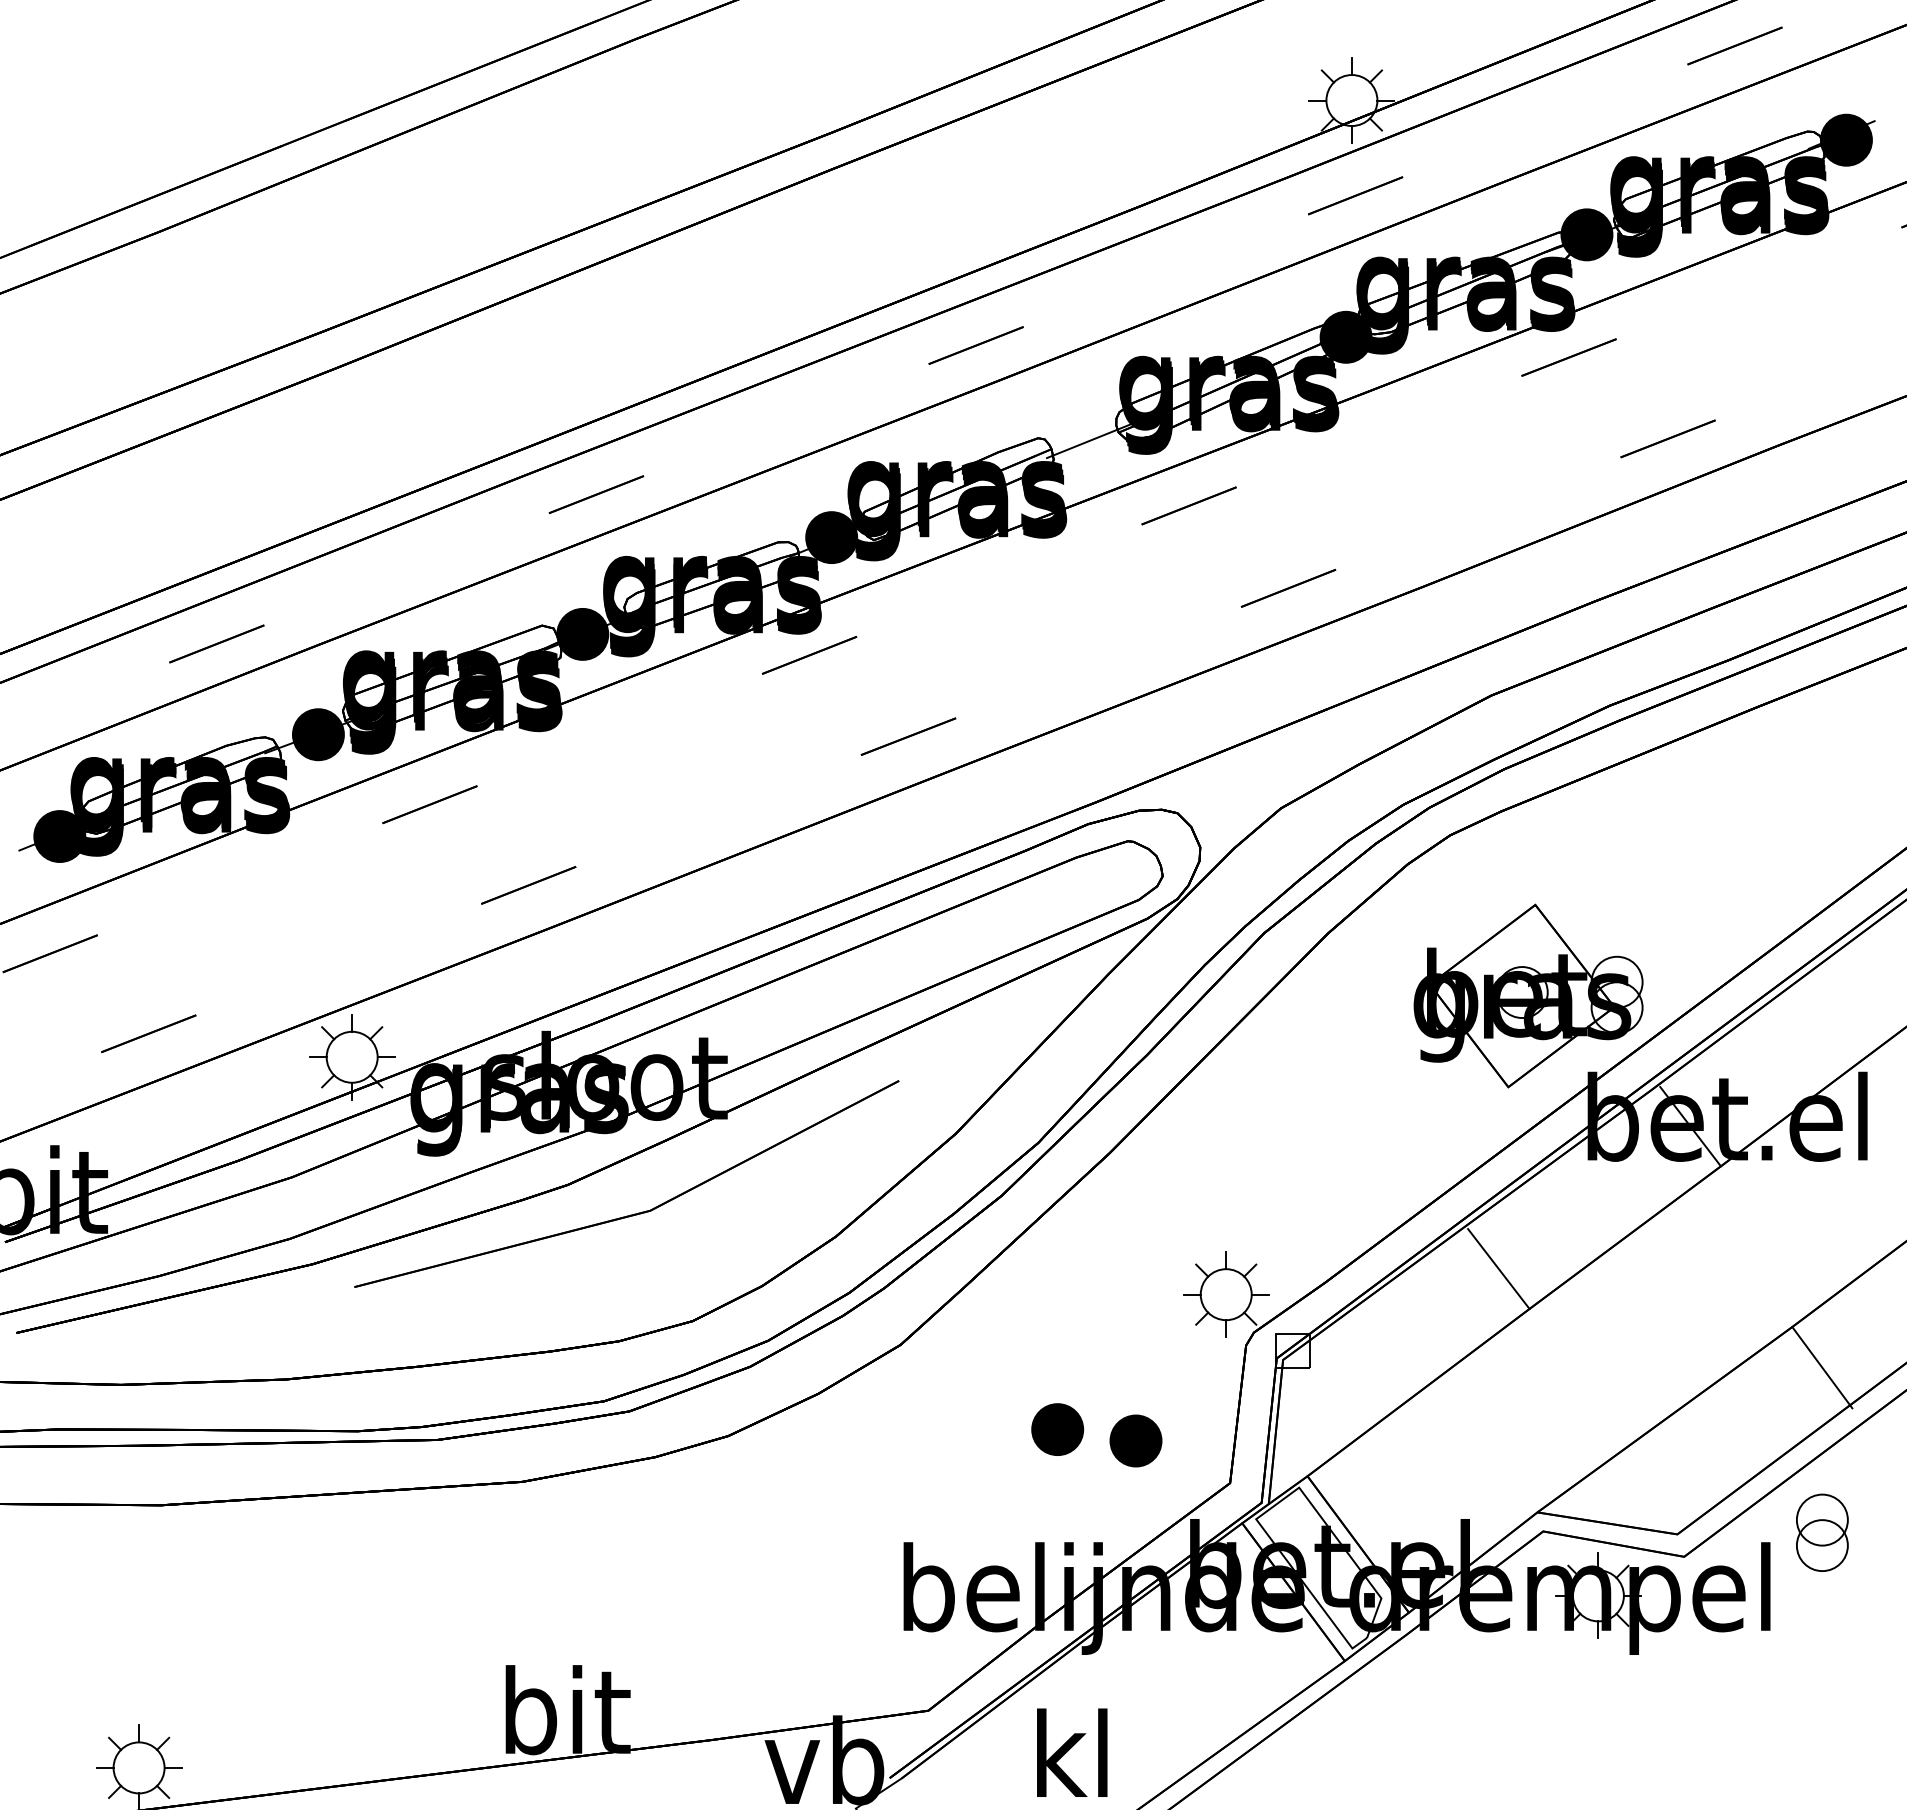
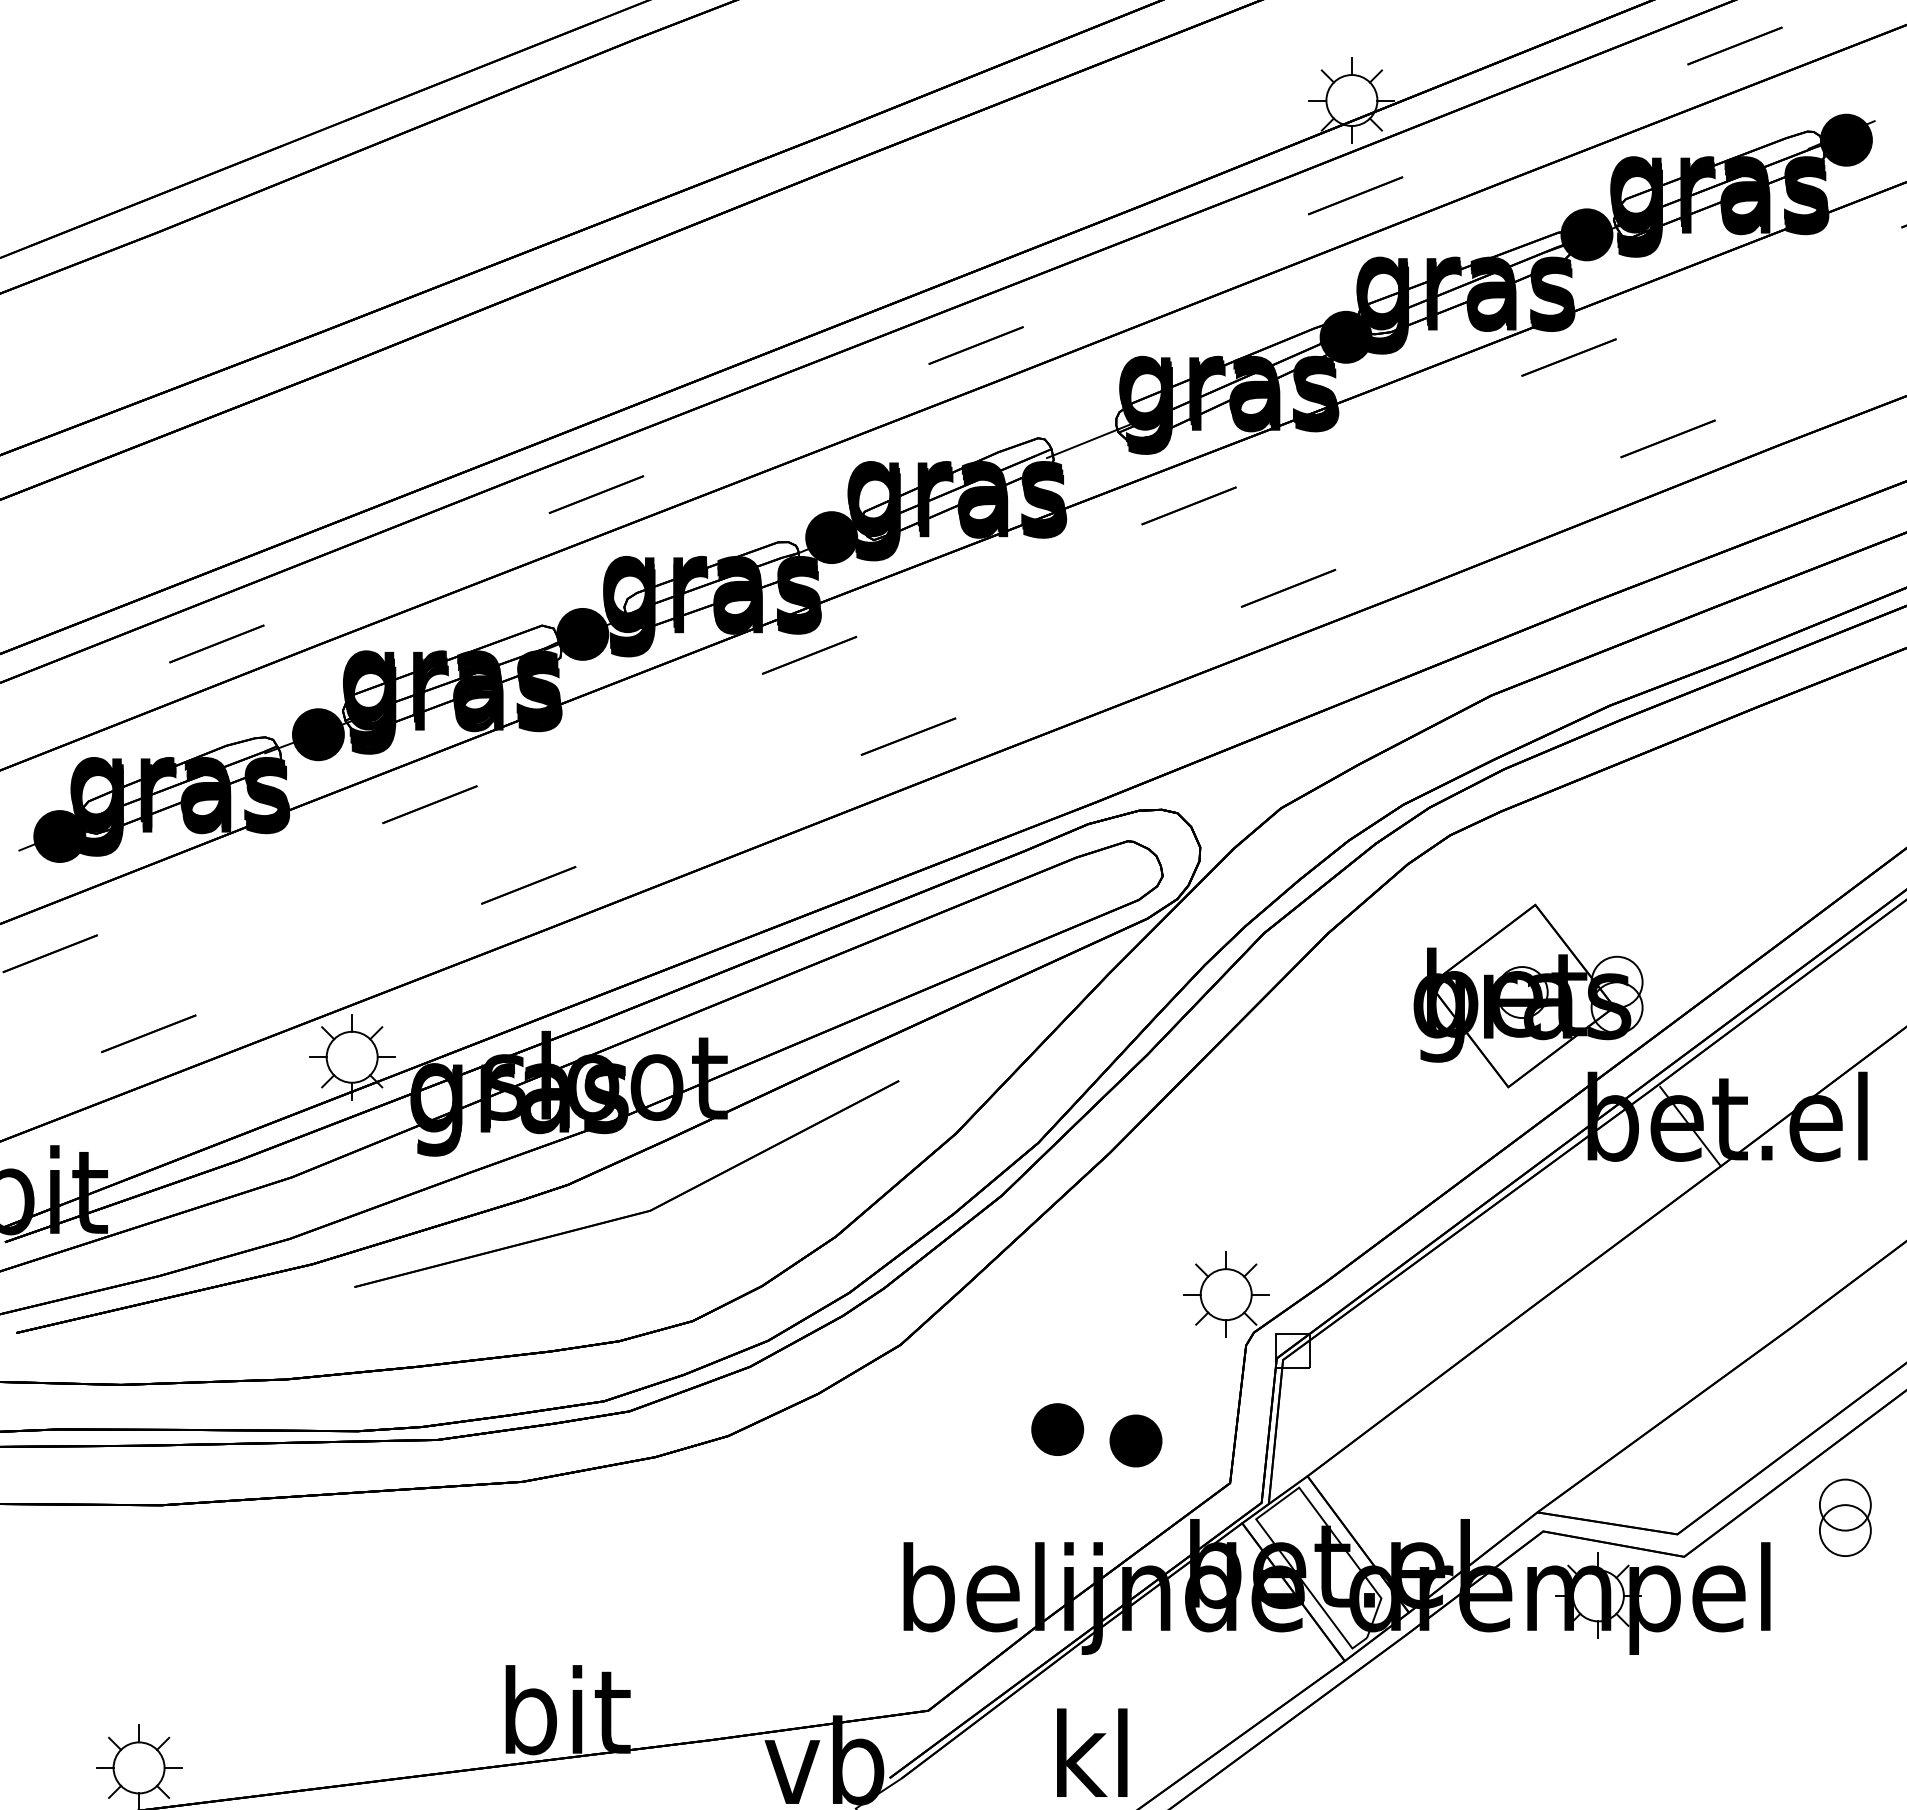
line: present -> none (1498, 1268)
line: present -> none (1822, 1367)
part position: (1822, 1532) -> (1845, 1517) (1845, 1517)
text position: (1072, 1752) -> (1092, 1752) (1092, 1752)
